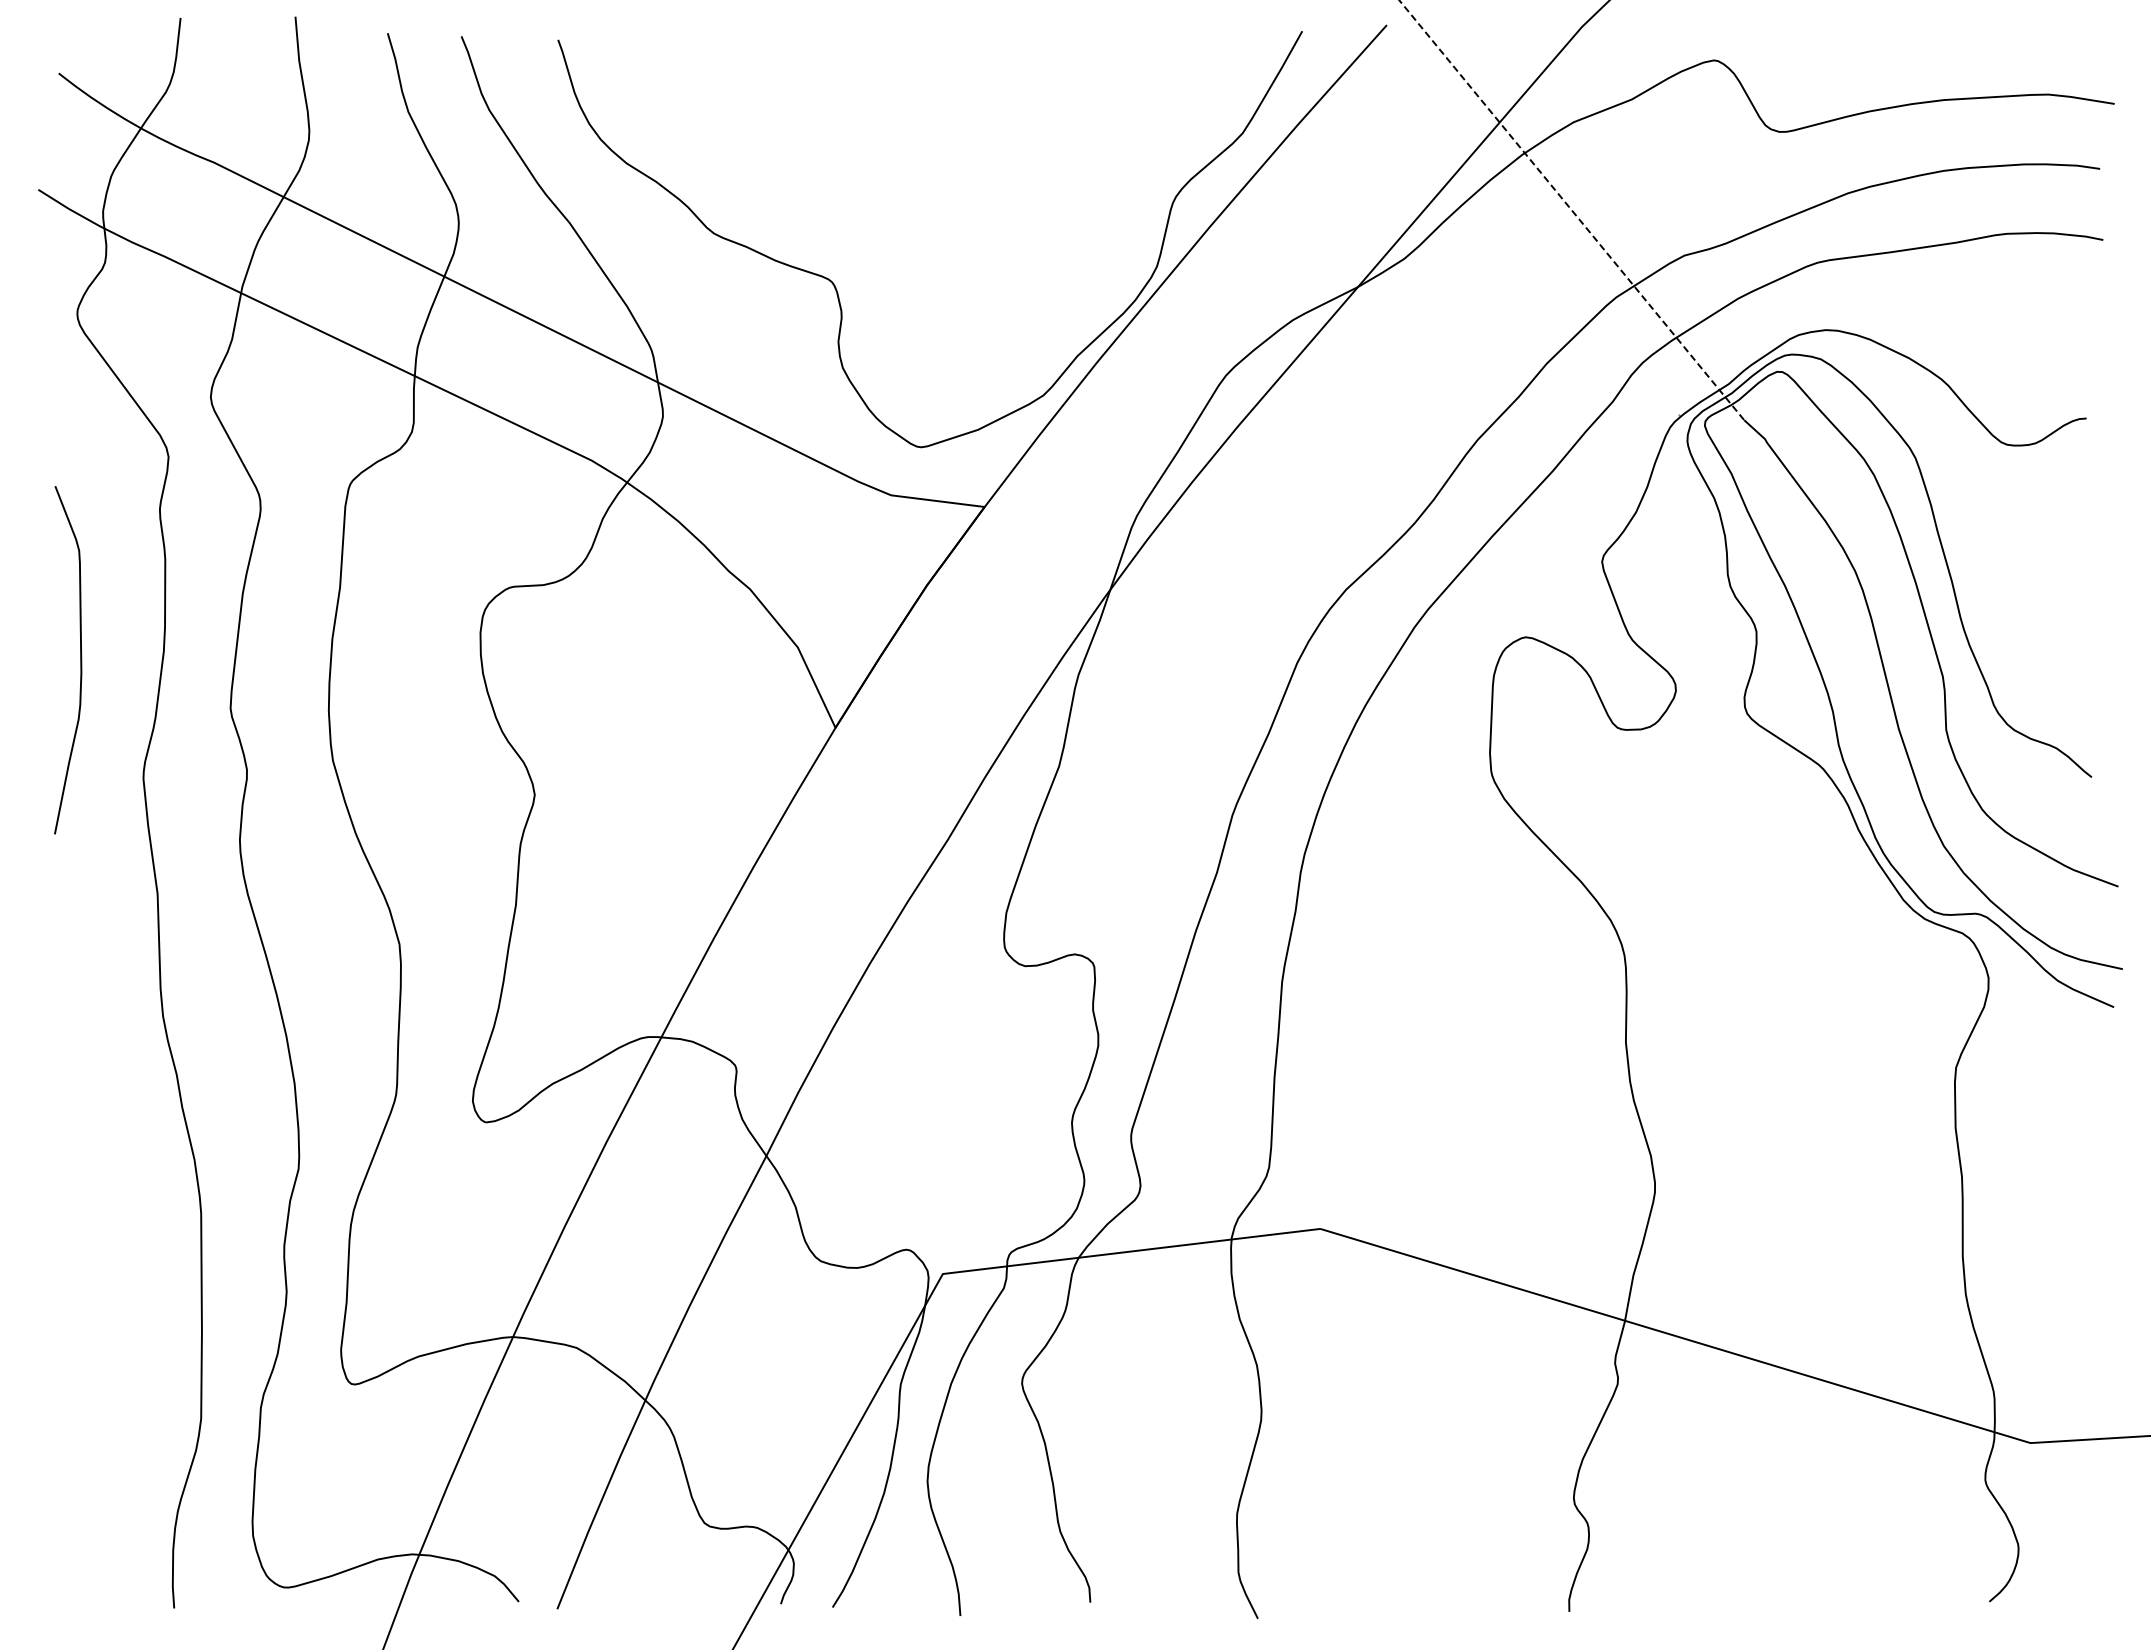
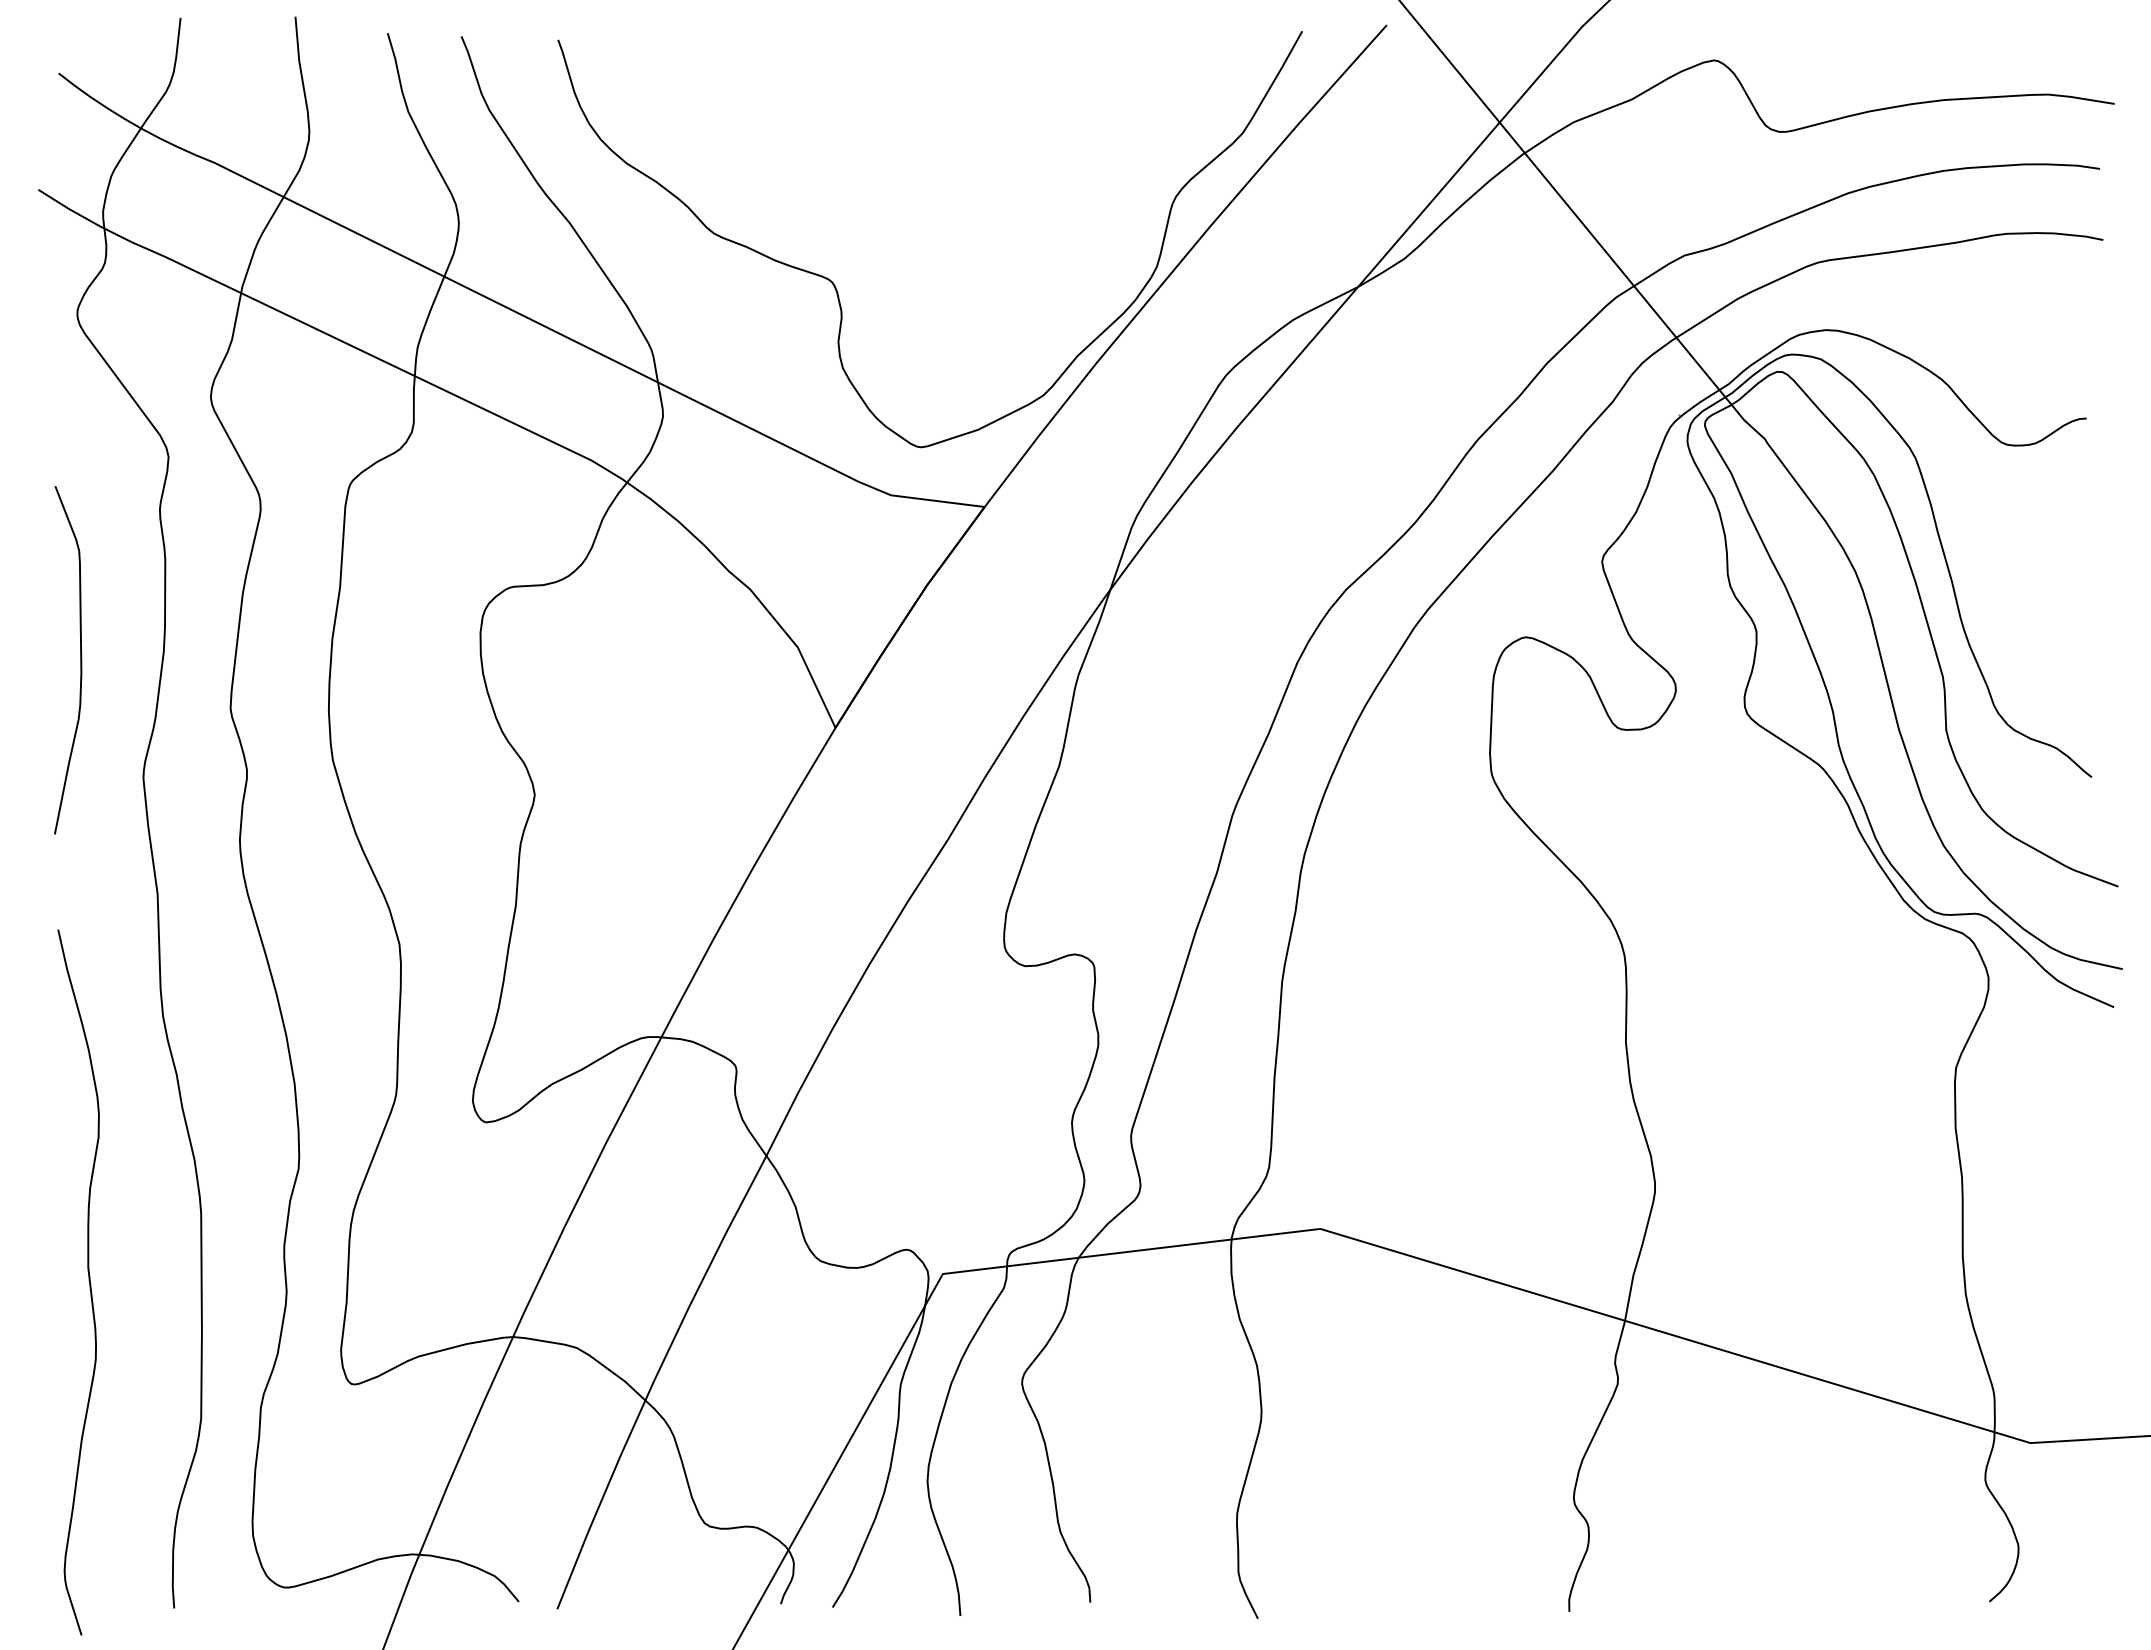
line: dashed -> solid (1571, 210)
curve: none -> present (88, 1280)
